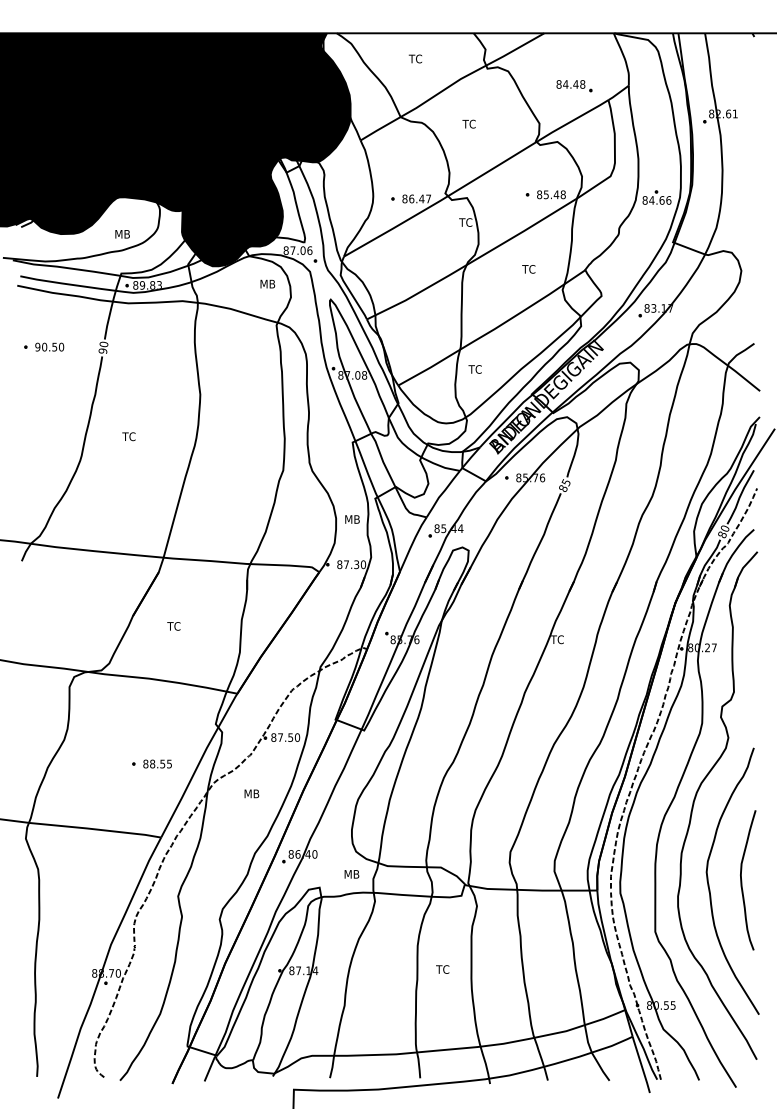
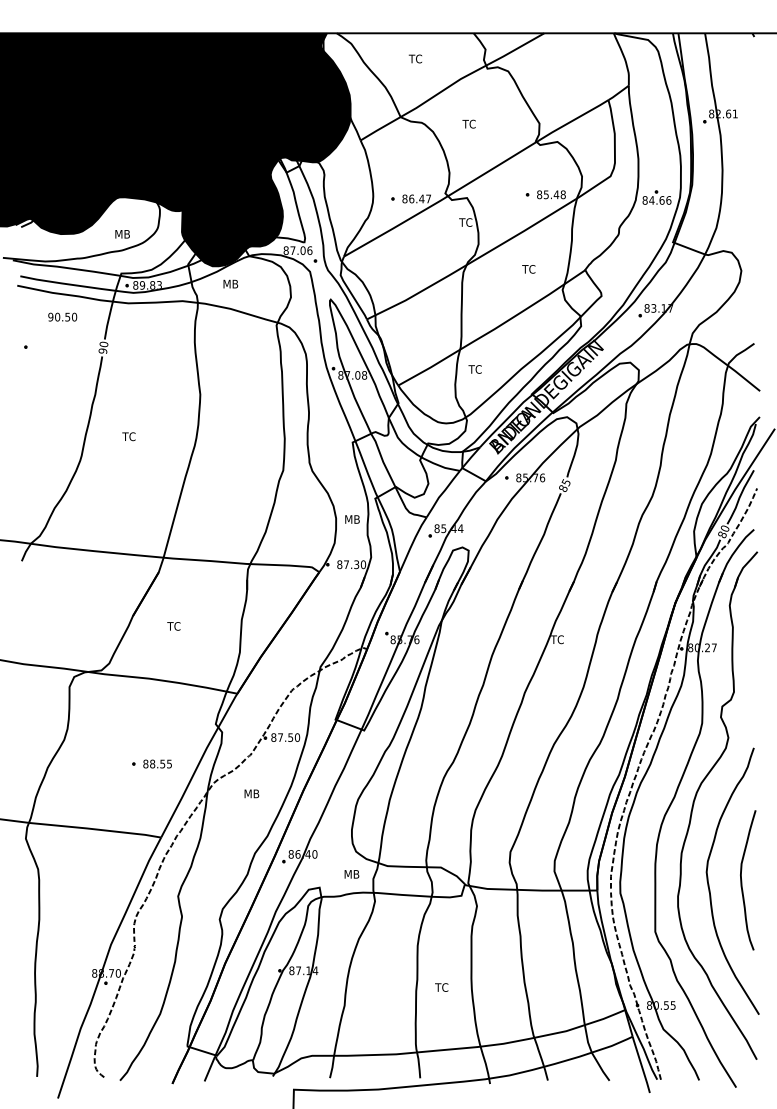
part: present -> none (574, 86)
text position: (267, 283) -> (230, 283) (230, 283)
text position: (49, 346) -> (62, 316) (62, 316)
text position: (442, 969) -> (441, 987) (441, 987)
